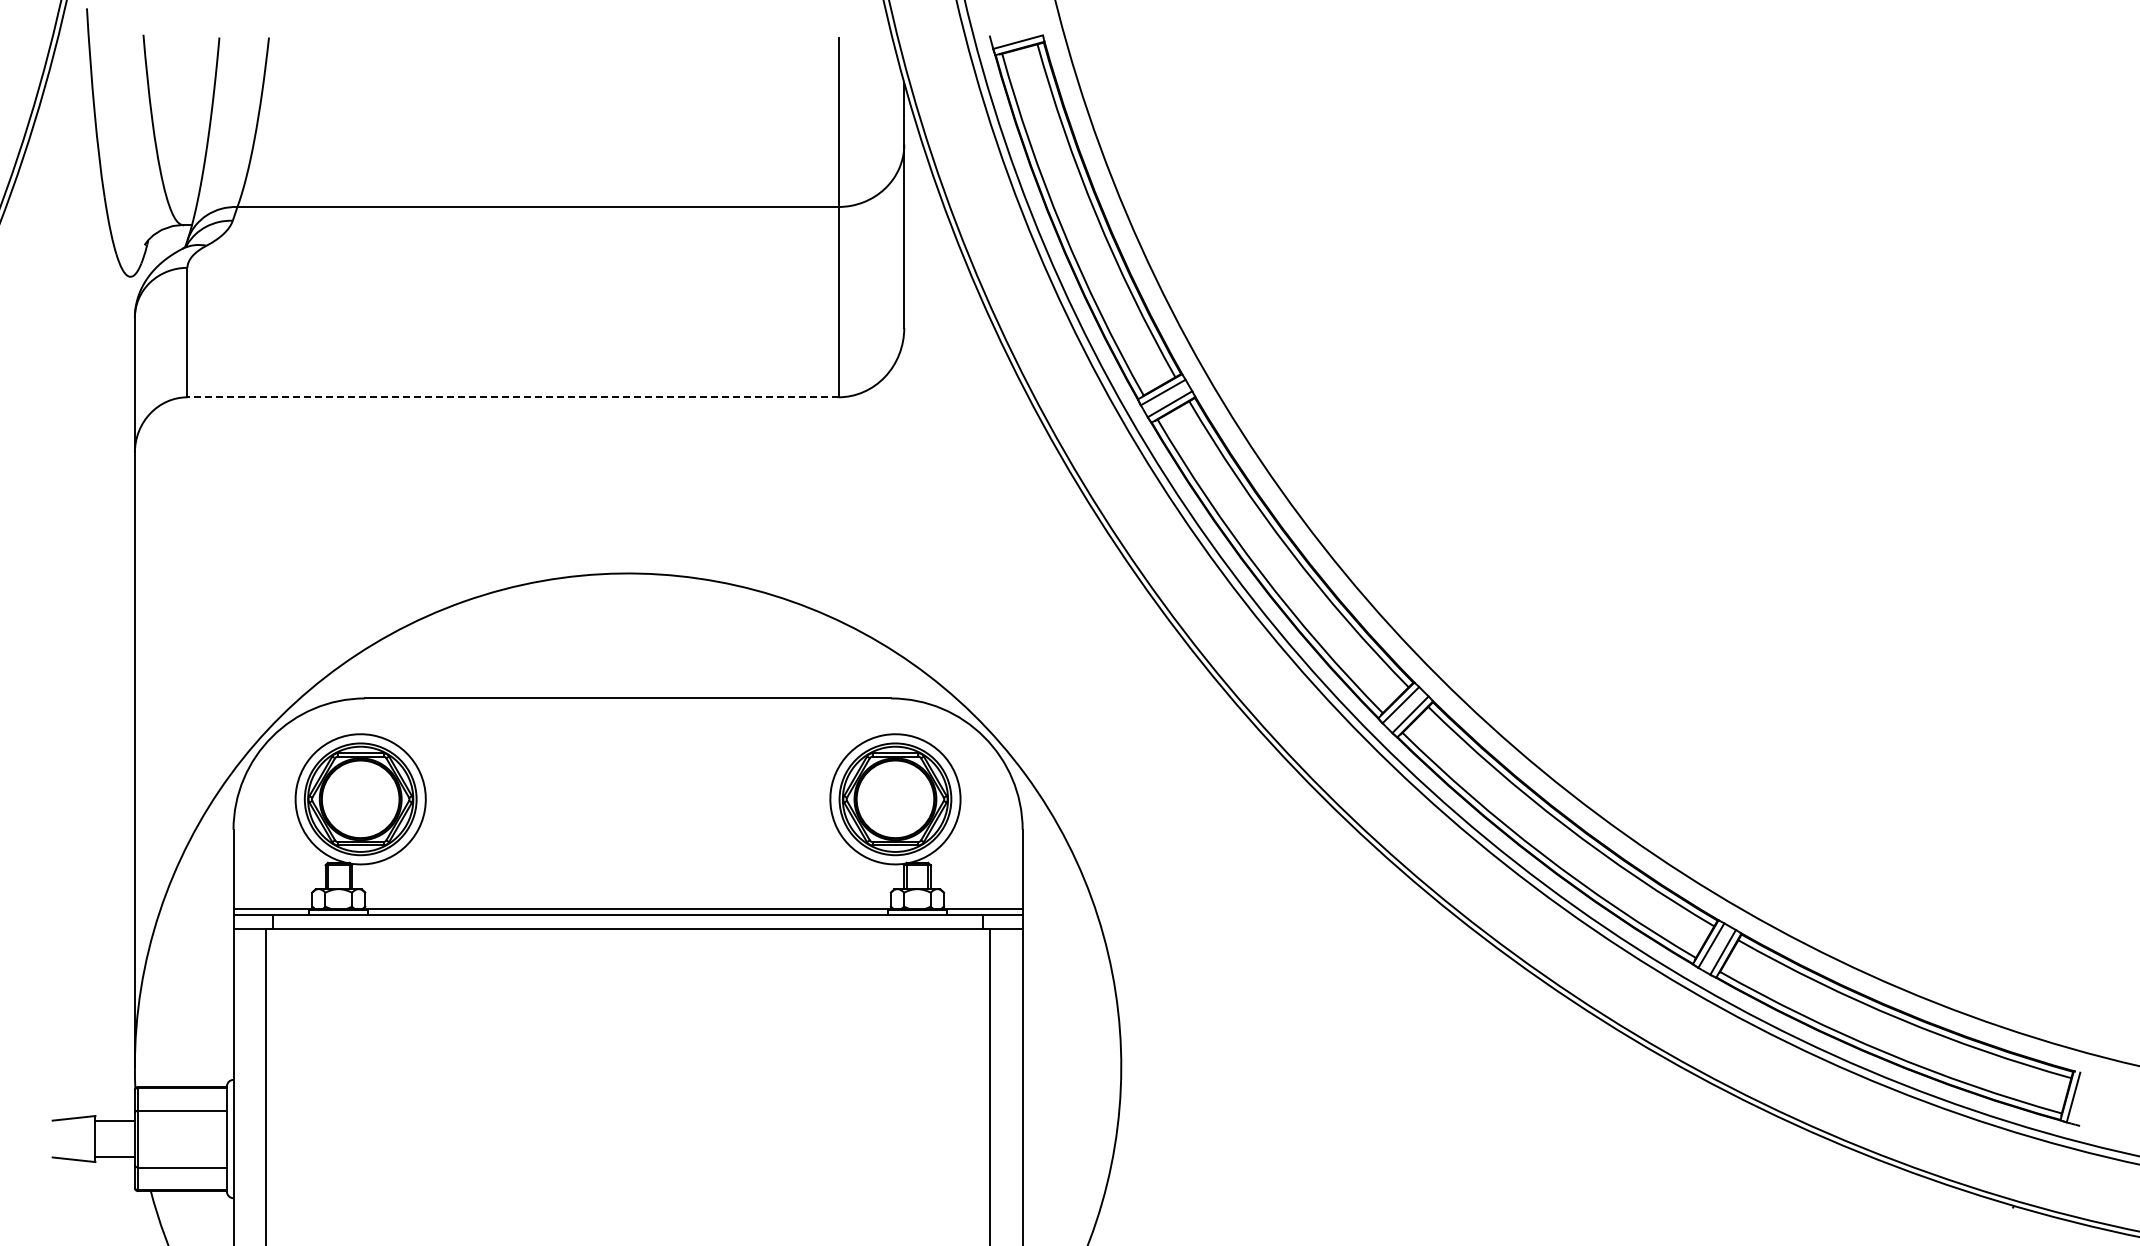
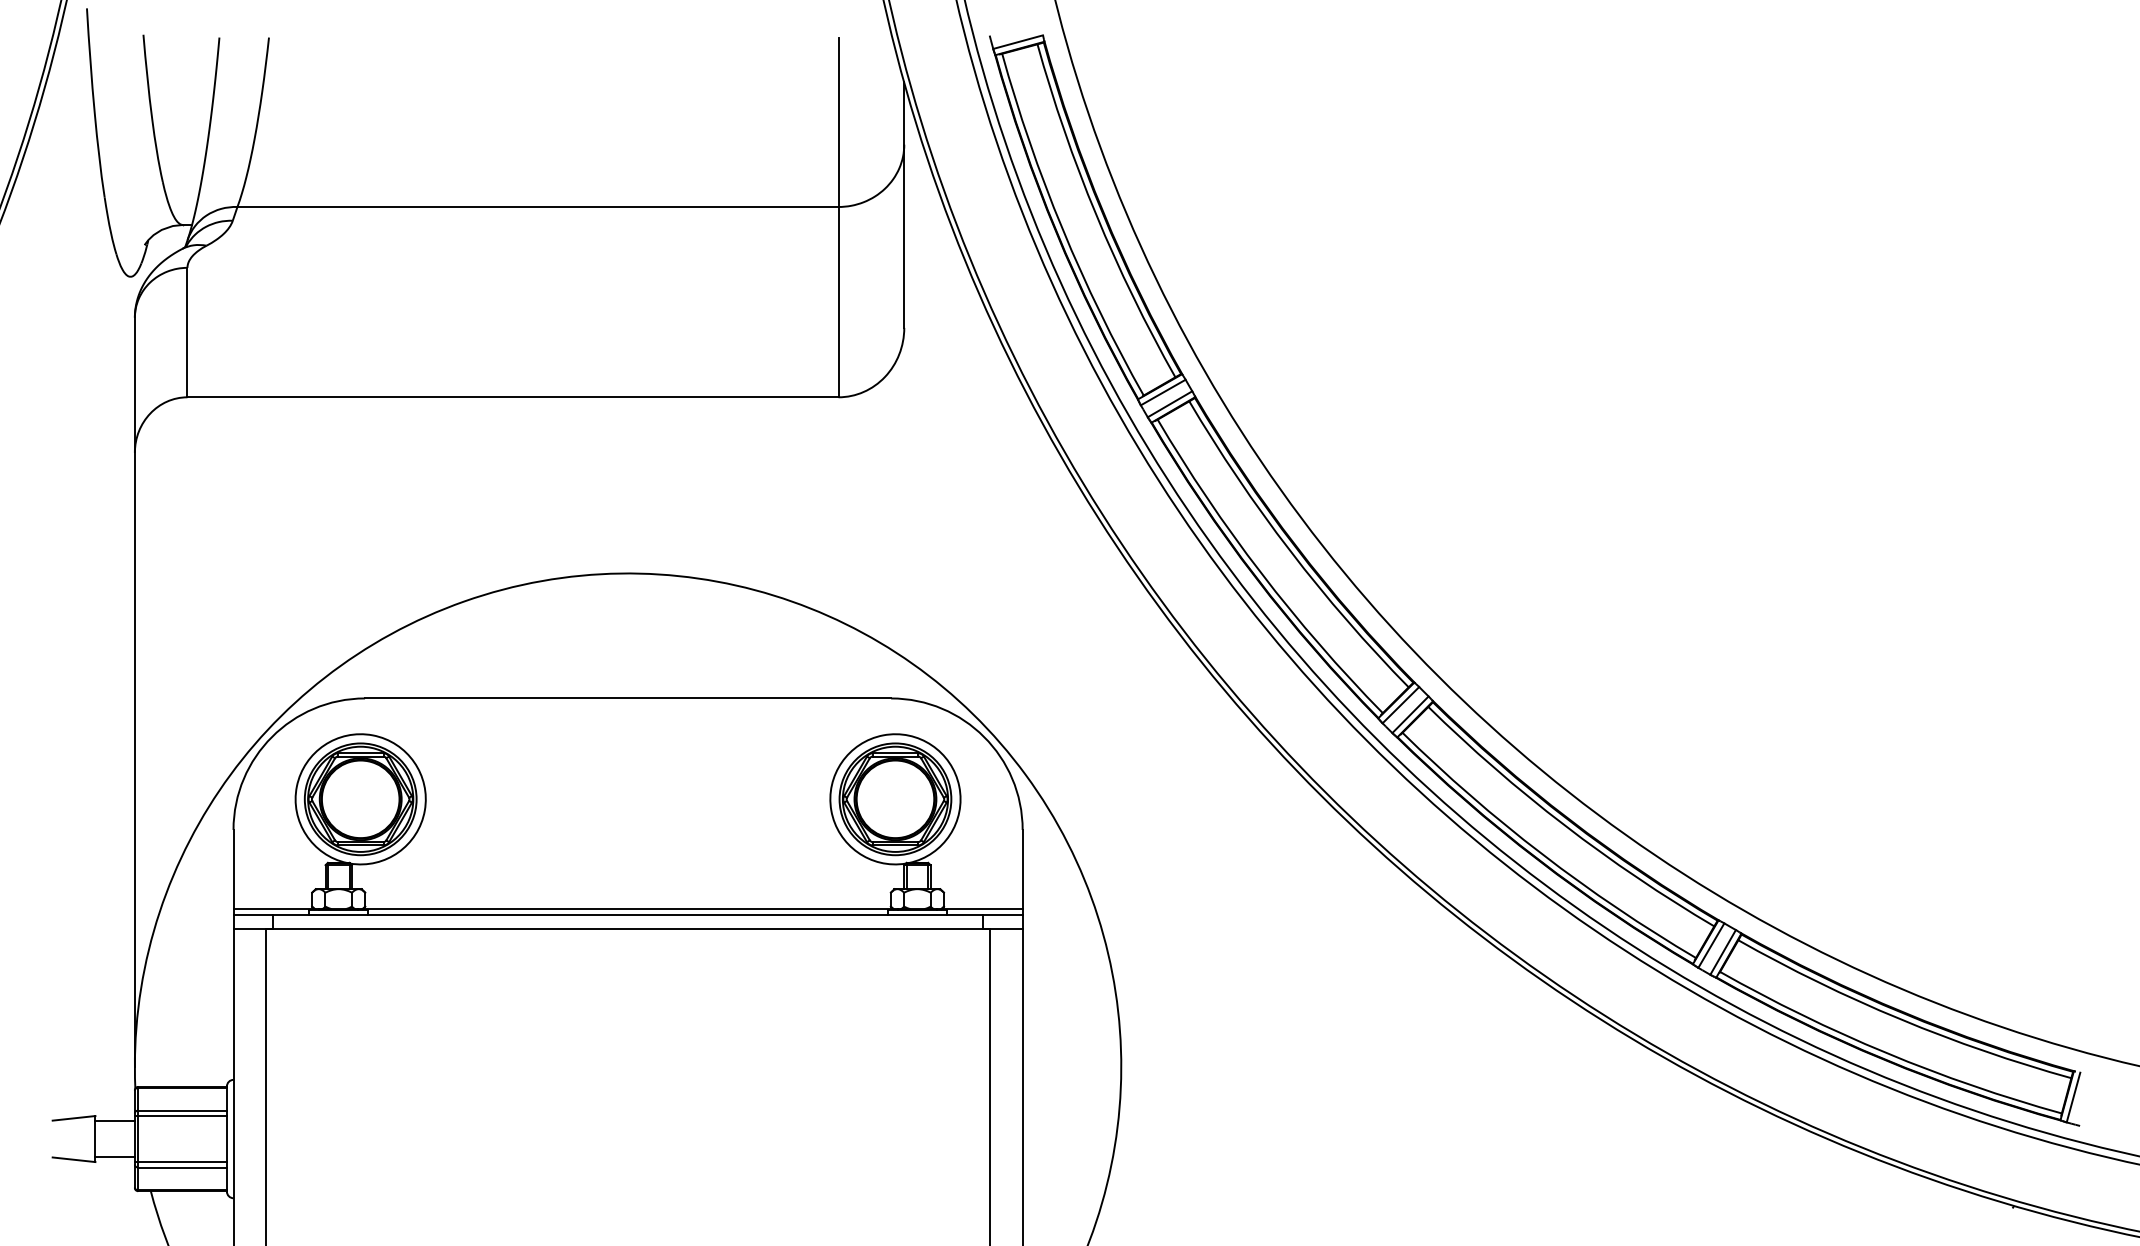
line: dashed -> solid (513, 397)
line: none -> present (180, 1116)
line: none -> present (180, 1161)
